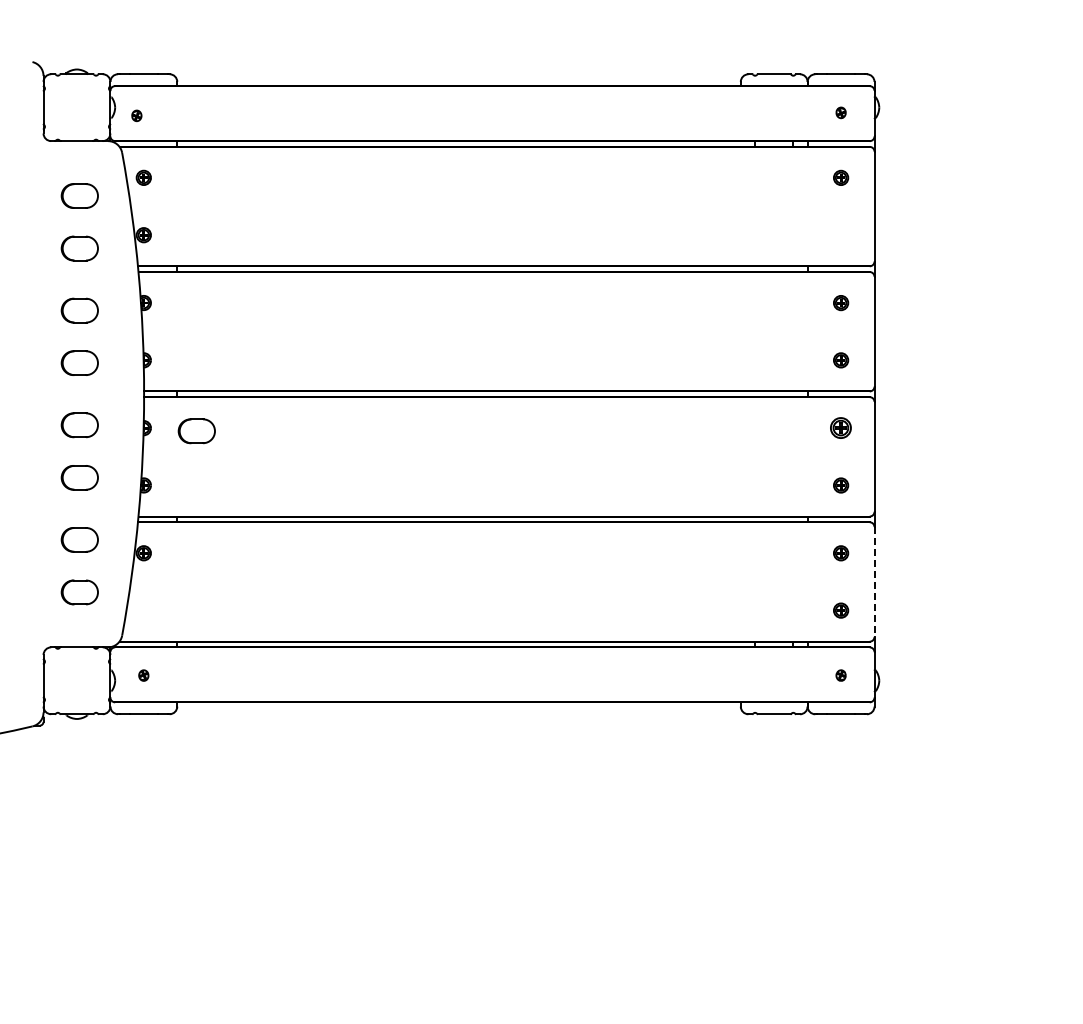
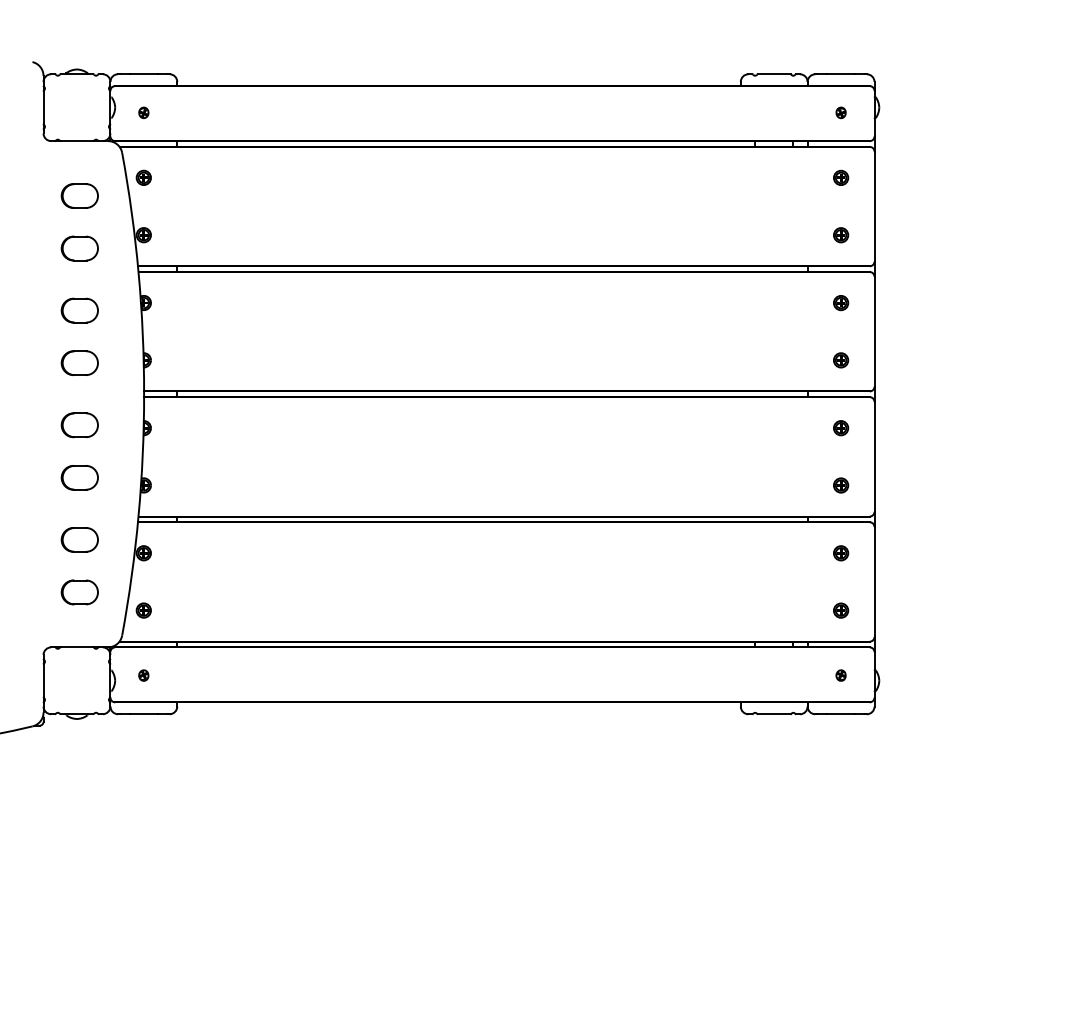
part position: (136, 115) -> (143, 112) (143, 112)
part: none -> present (841, 235)
part size: 22x22 px -> 17x17 px (841, 428)
part: present -> none (196, 431)
line: dashed -> solid (874, 581)
part: none -> present (143, 610)
